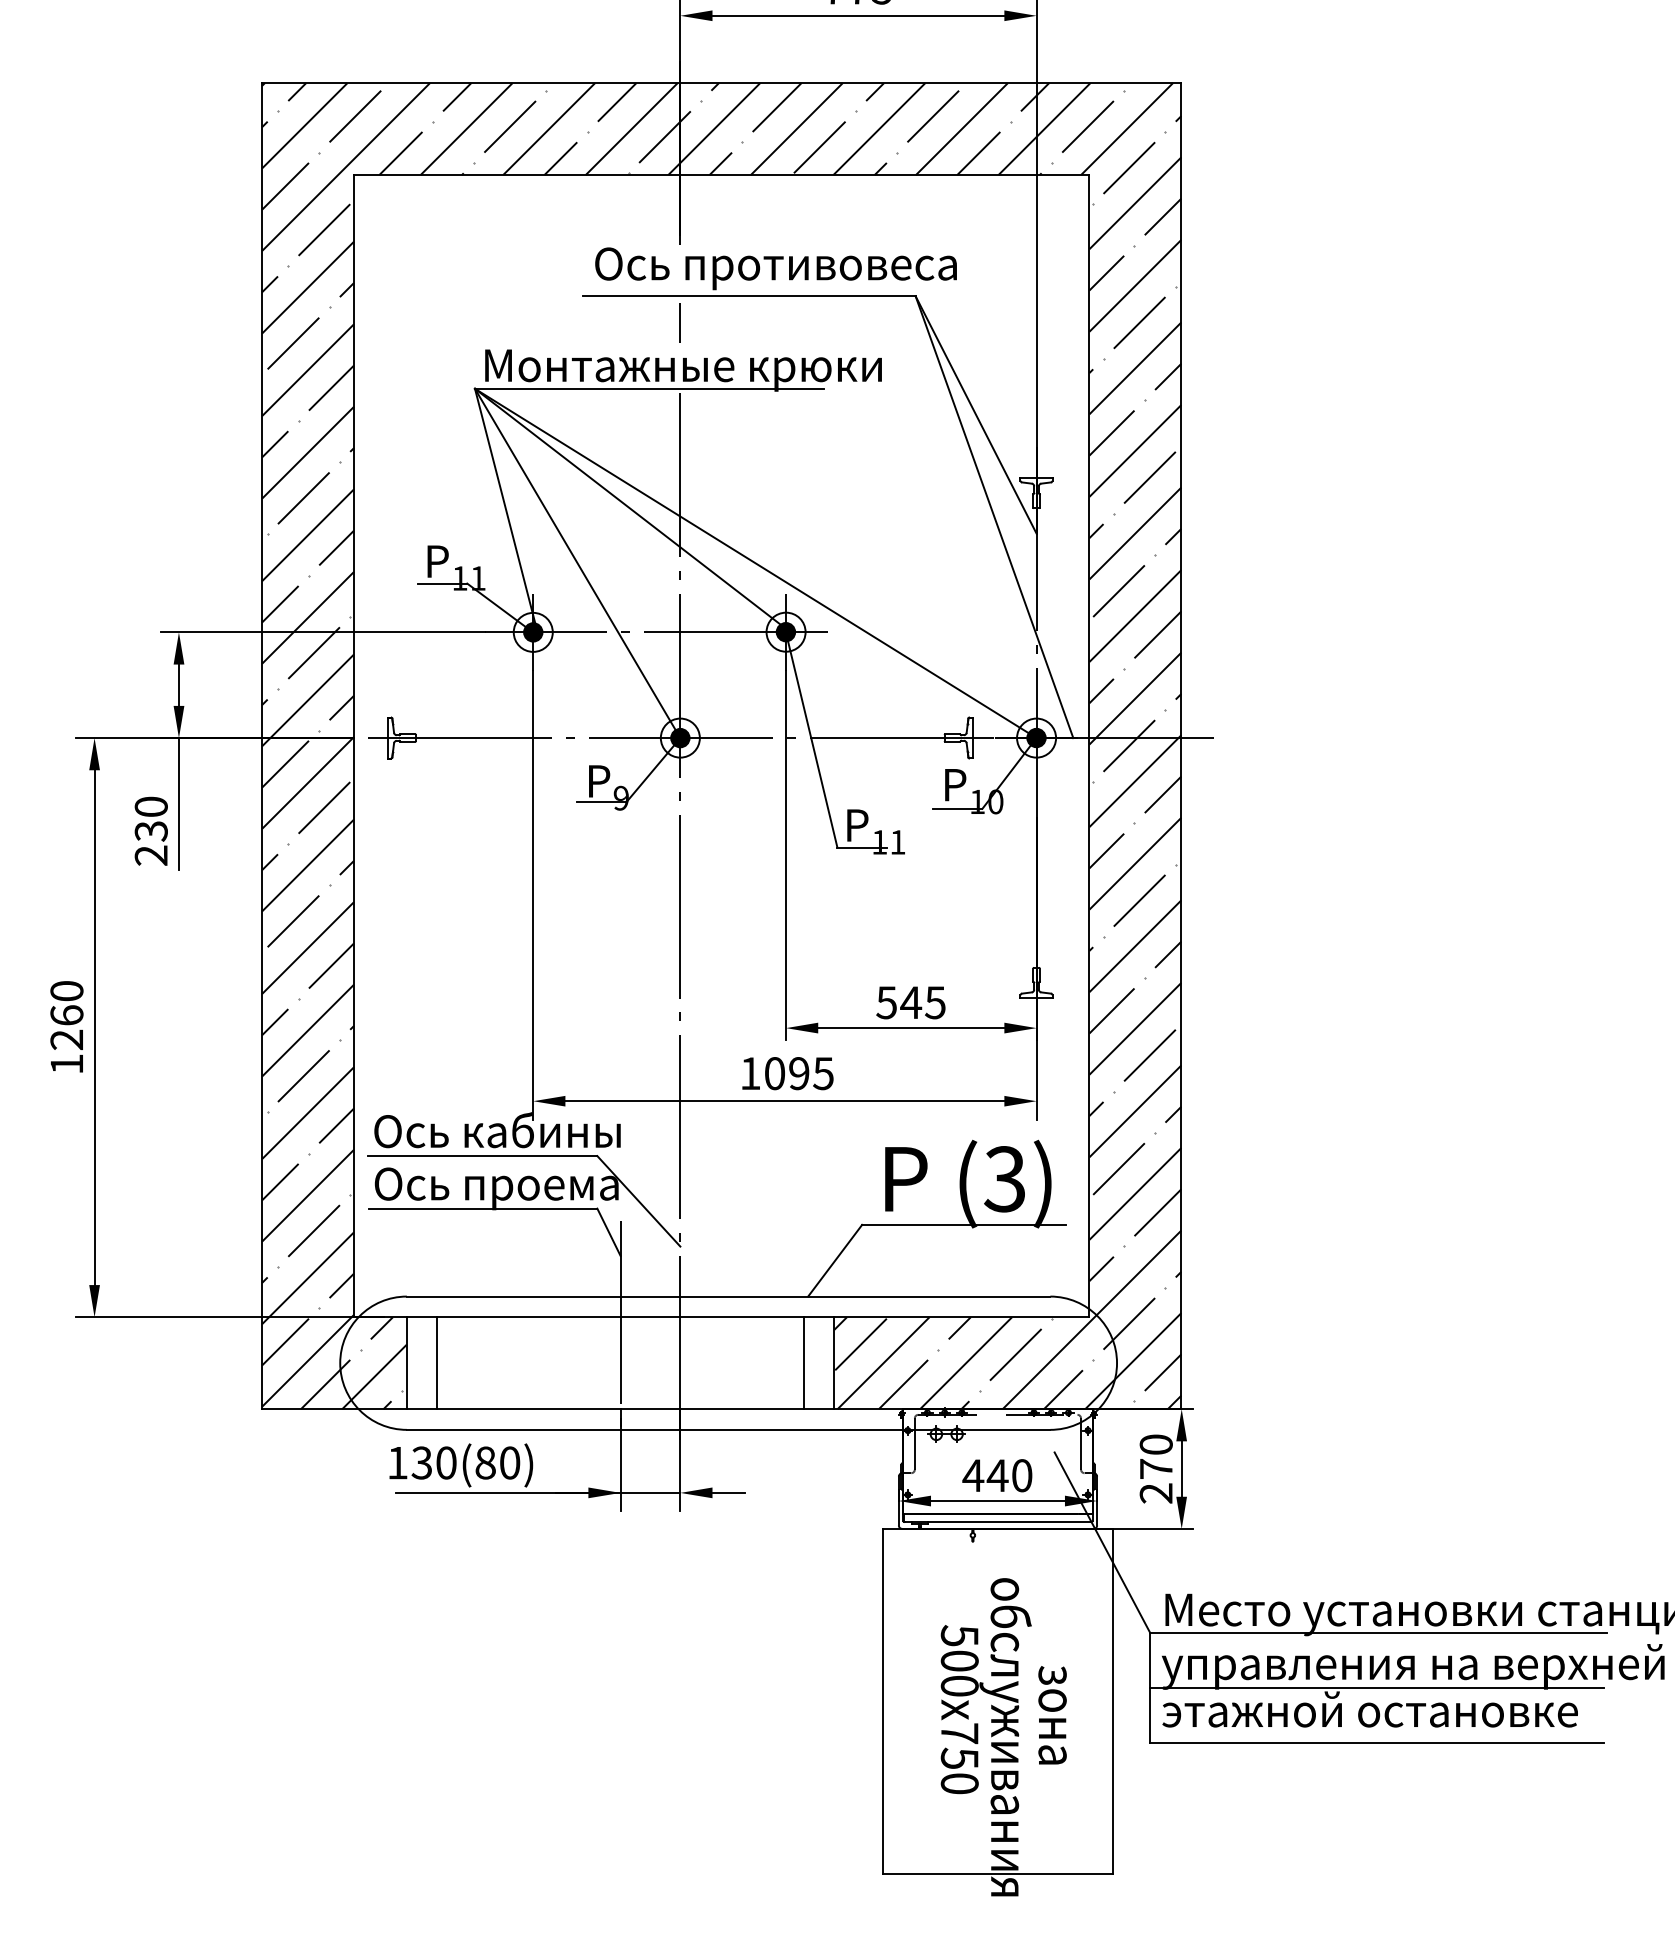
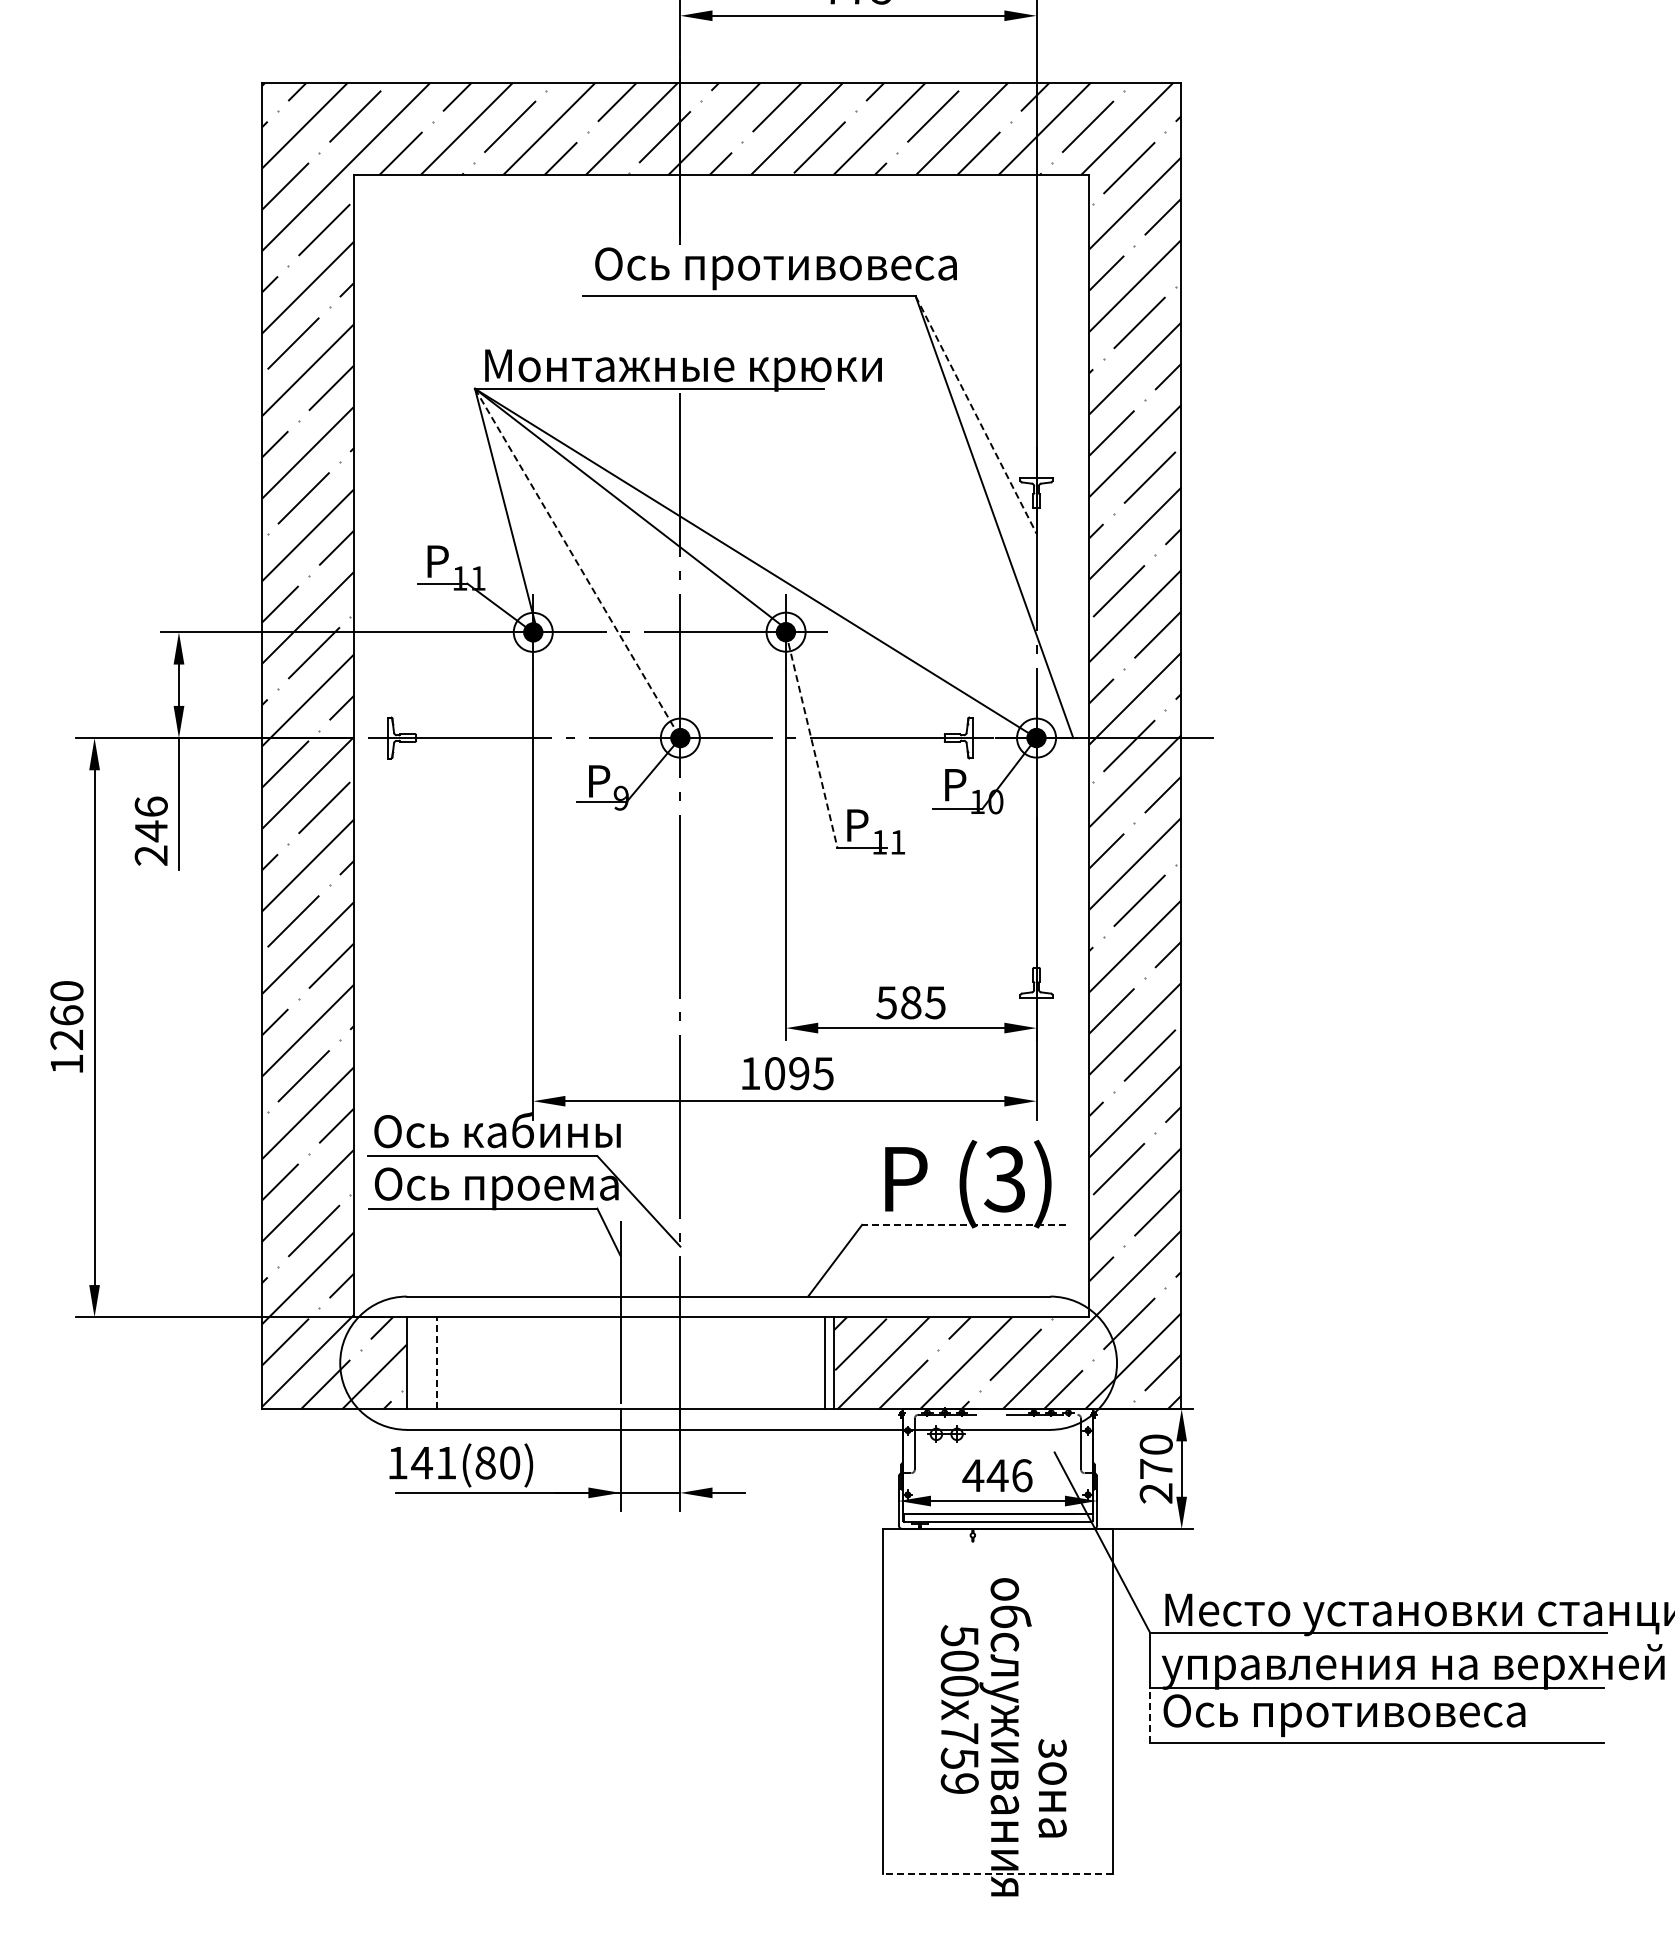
line: present -> none (680, 323)
line: solid -> dashed (976, 415)
line: solid -> dashed (577, 563)
line: solid -> dashed (811, 740)
text: 230 -> 246 (150, 819)
text: 545 -> 585 (911, 1002)
line: solid -> dashed (963, 1224)
line: solid -> dashed (436, 1363)
line position: (804, 1363) -> (825, 1363) (825, 1363)
text: 130(80) -> 141(80) (433, 1462)
text: 440 -> 446 (1022, 1475)
text: этажной остановке -> Ось противовеса (1369, 1714)
text position: (1052, 1715) -> (1052, 1788) (1052, 1788)
line: solid -> dashed (1150, 1715)
text: 500x750 -> 500x759 (959, 1783)
line: solid -> dashed (997, 1873)
